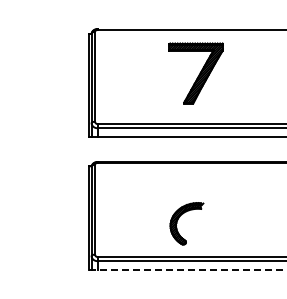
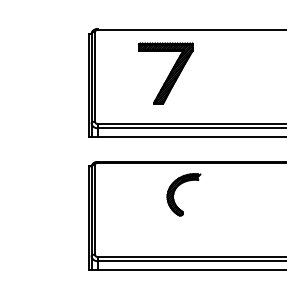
part position: (195, 73) -> (165, 73) (165, 73)
part position: (178, 220) -> (175, 191) (175, 191)
line: dashed -> solid (187, 269)
